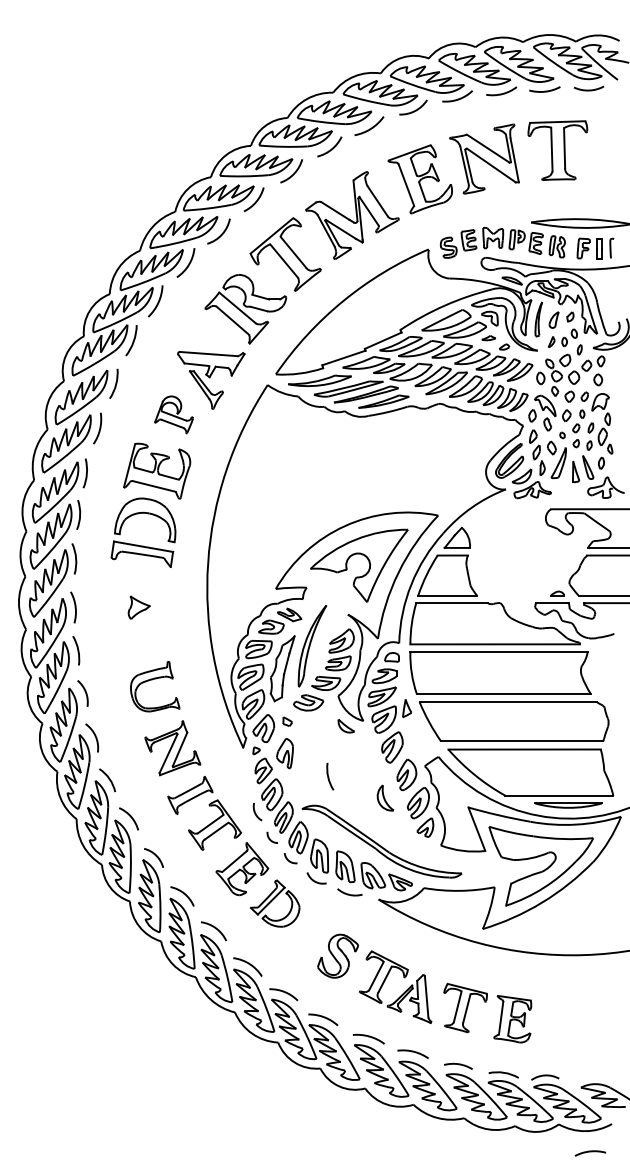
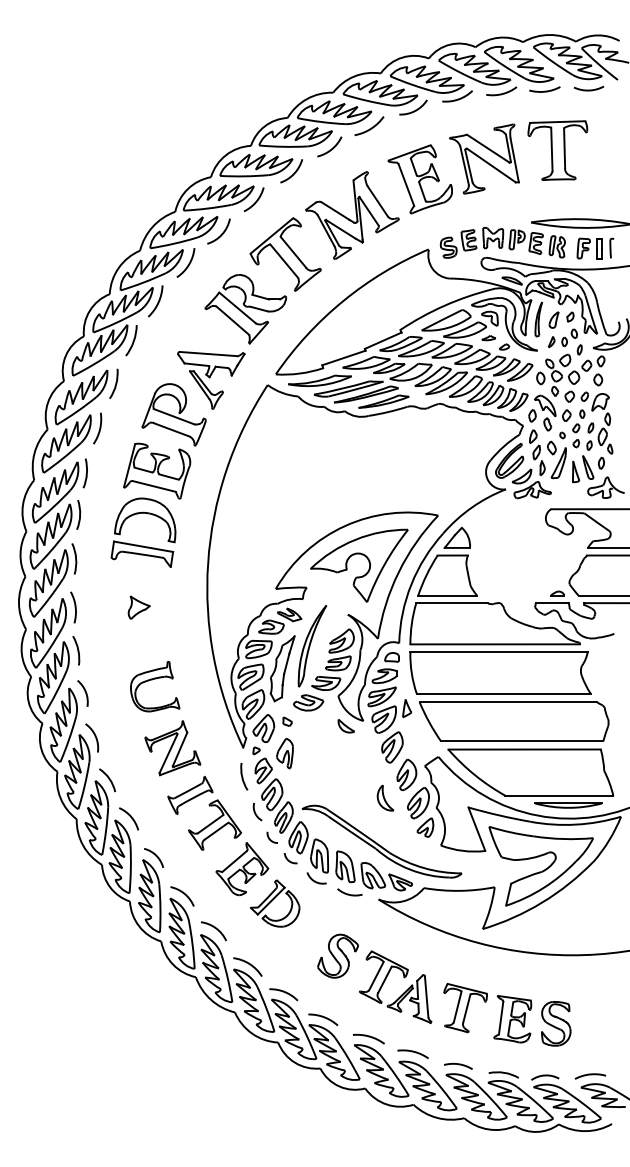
part size: 40x40 px -> 66x64 px (173, 414)
arc position: (329, 776) -> (243, 776) (243, 776)
part: none -> present (556, 1023)
arc position: (590, 1152) -> (590, 1075) (590, 1075)
